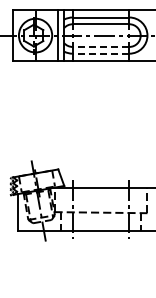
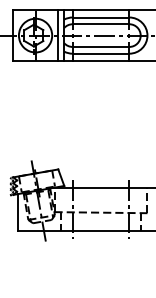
line: dashed -> solid (100, 46)
line: dashed -> solid (100, 53)
